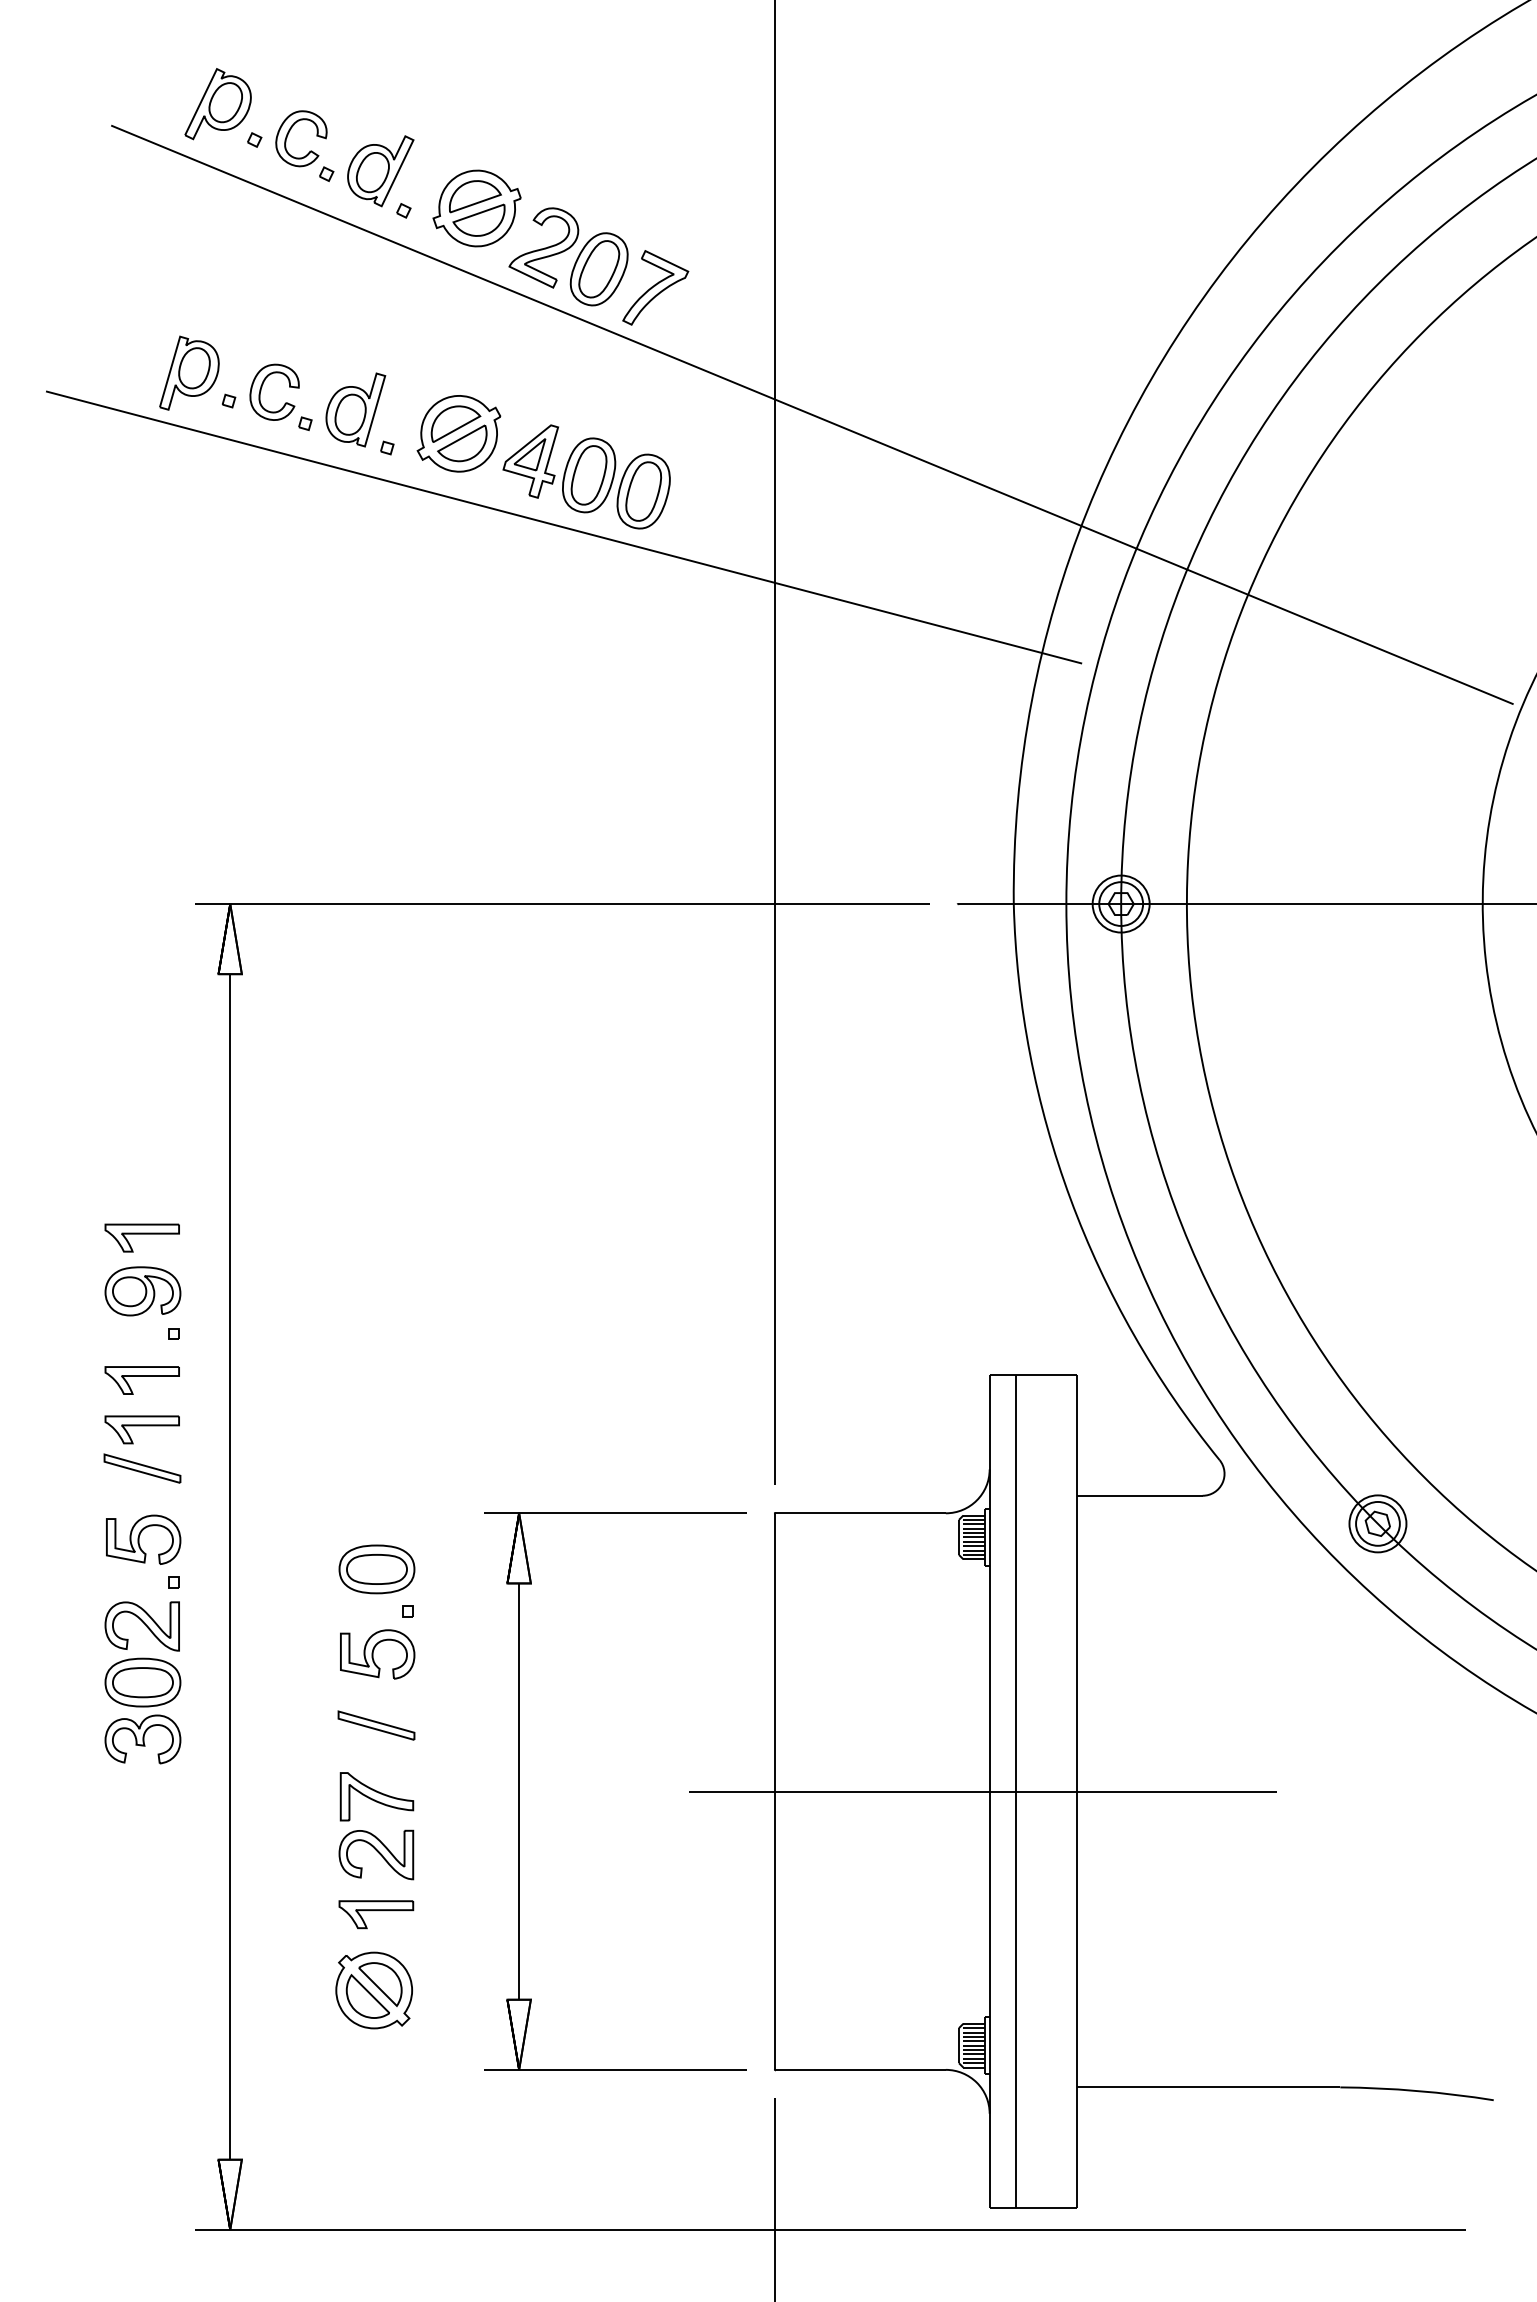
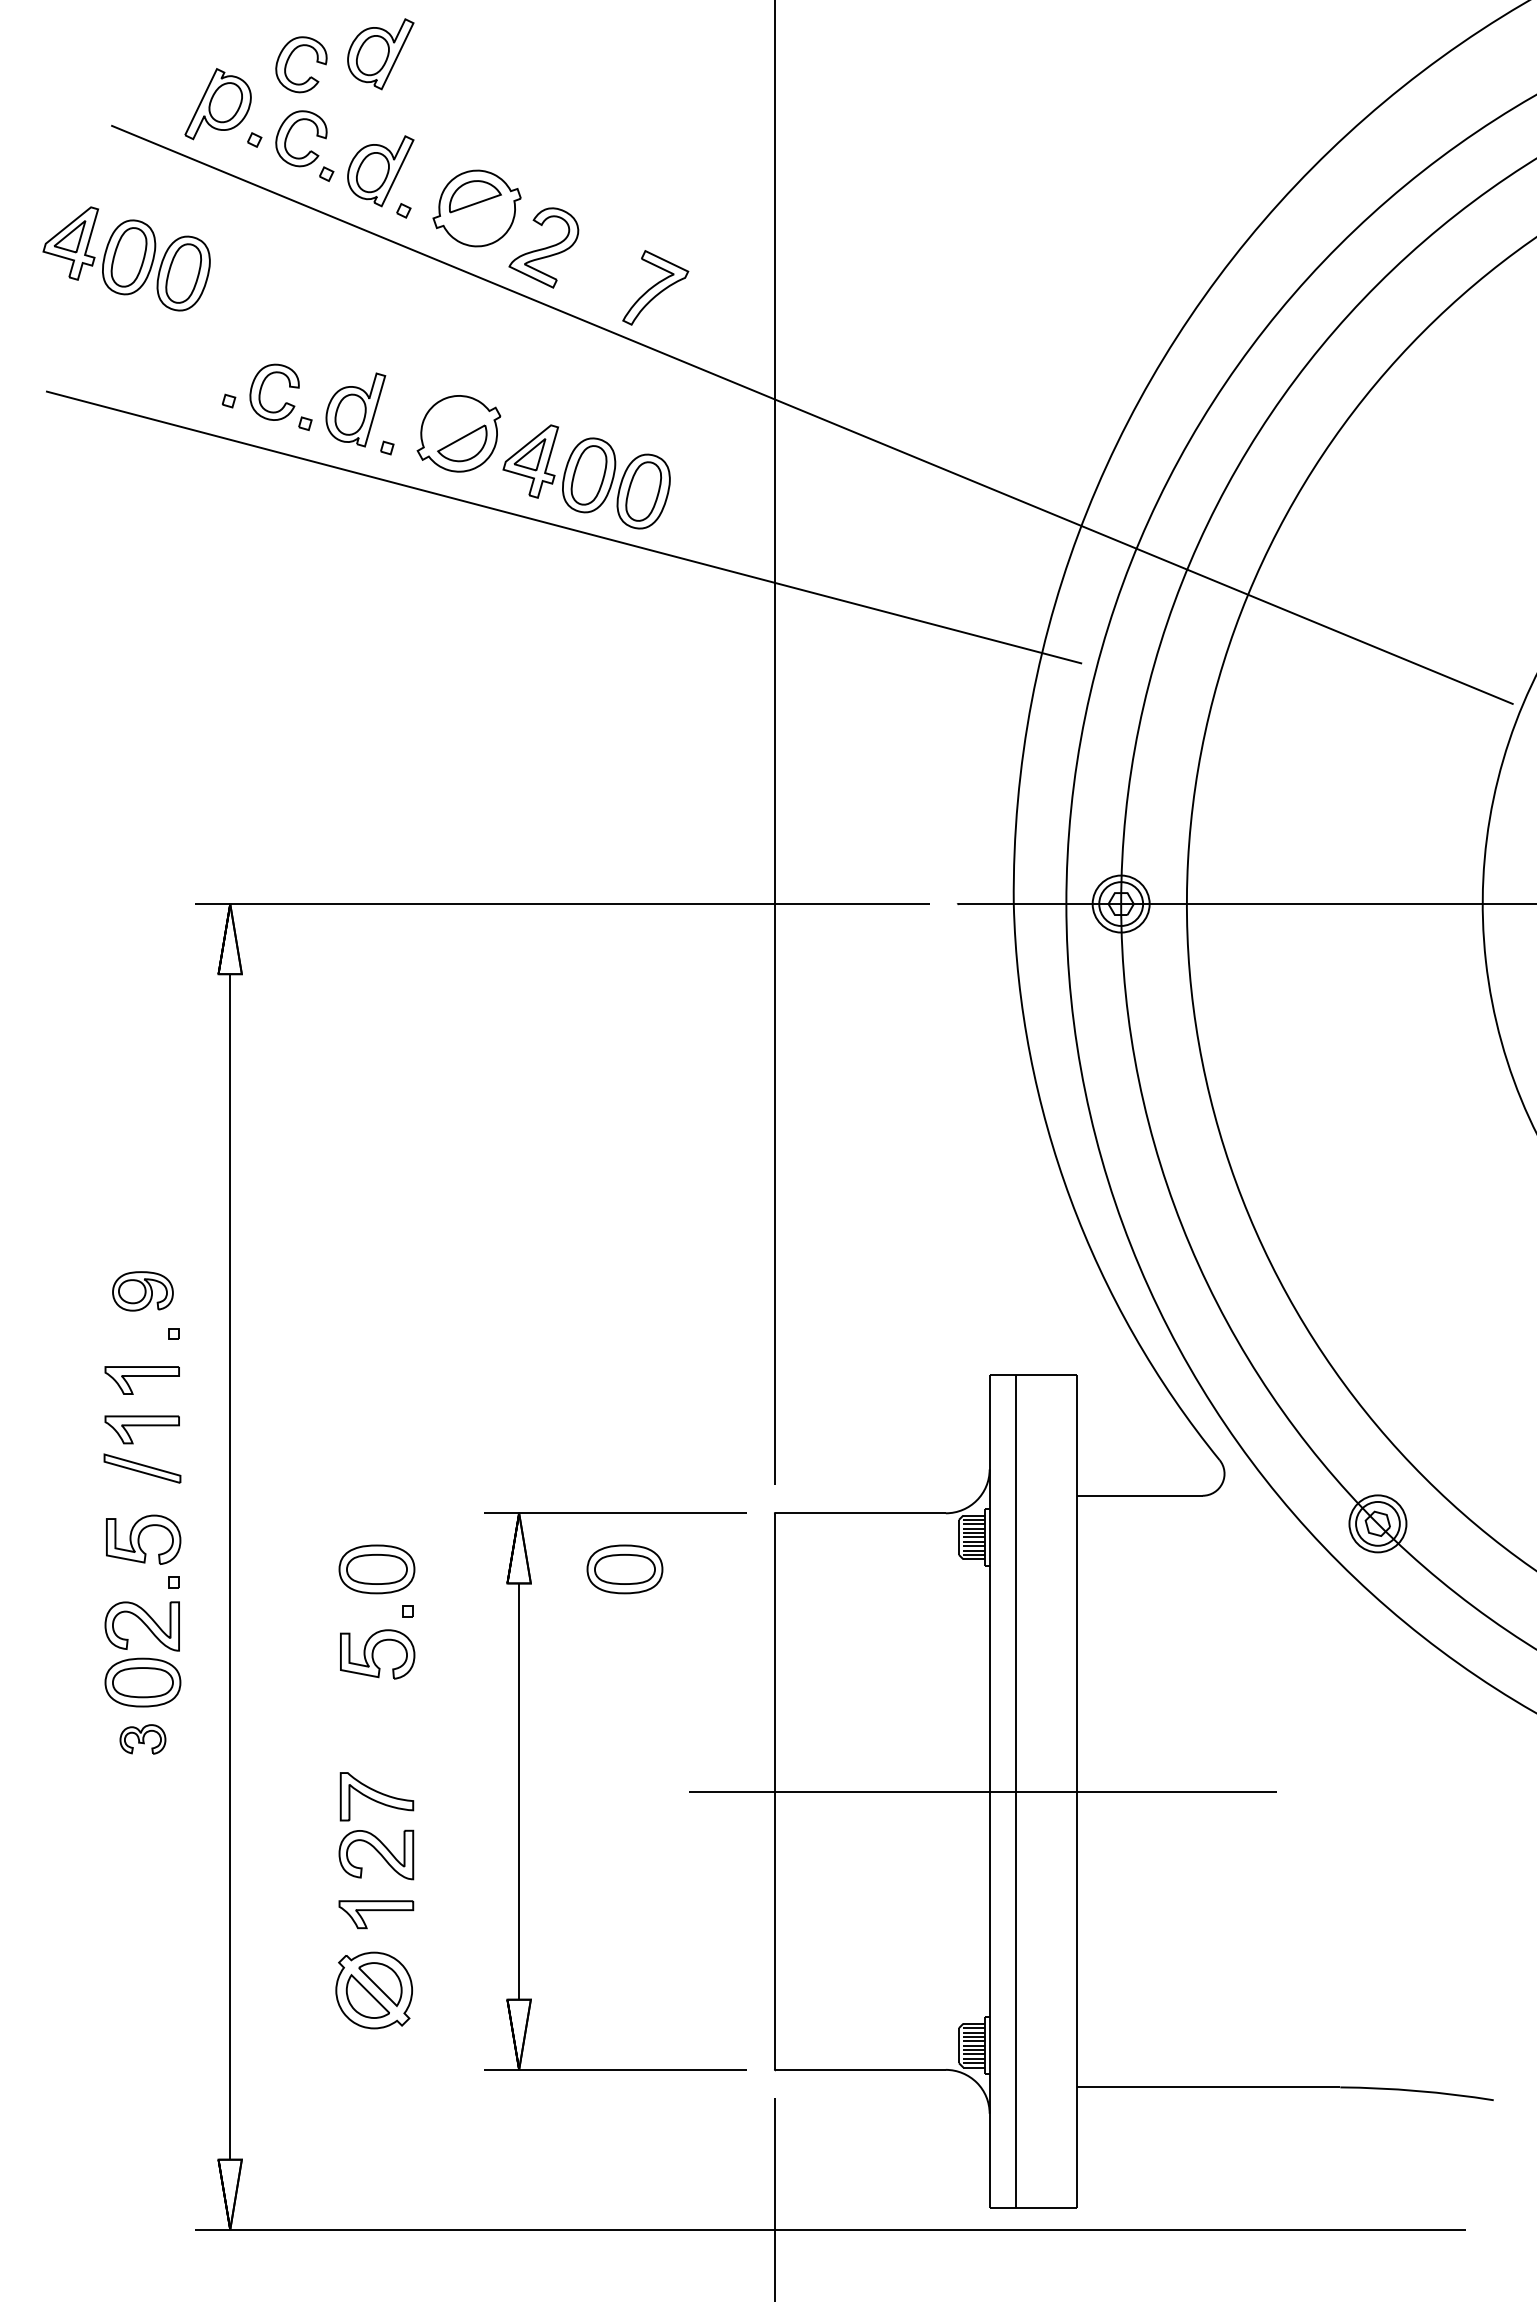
part: none -> present (380, 54)
part: none -> present (288, 61)
part: present -> none (478, 219)
part: none -> present (126, 258)
part: present -> none (598, 269)
part: present -> none (189, 372)
part: present -> none (455, 423)
part: present -> none (141, 1237)
part size: 78x51 px -> 62x41 px (142, 1291)
part: none -> present (624, 1569)
part: present -> none (376, 1725)
part size: 78x51 px -> 48x31 px (142, 1739)
